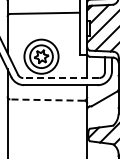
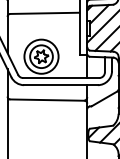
line: dashed -> solid (61, 78)
line: dashed -> solid (46, 100)
